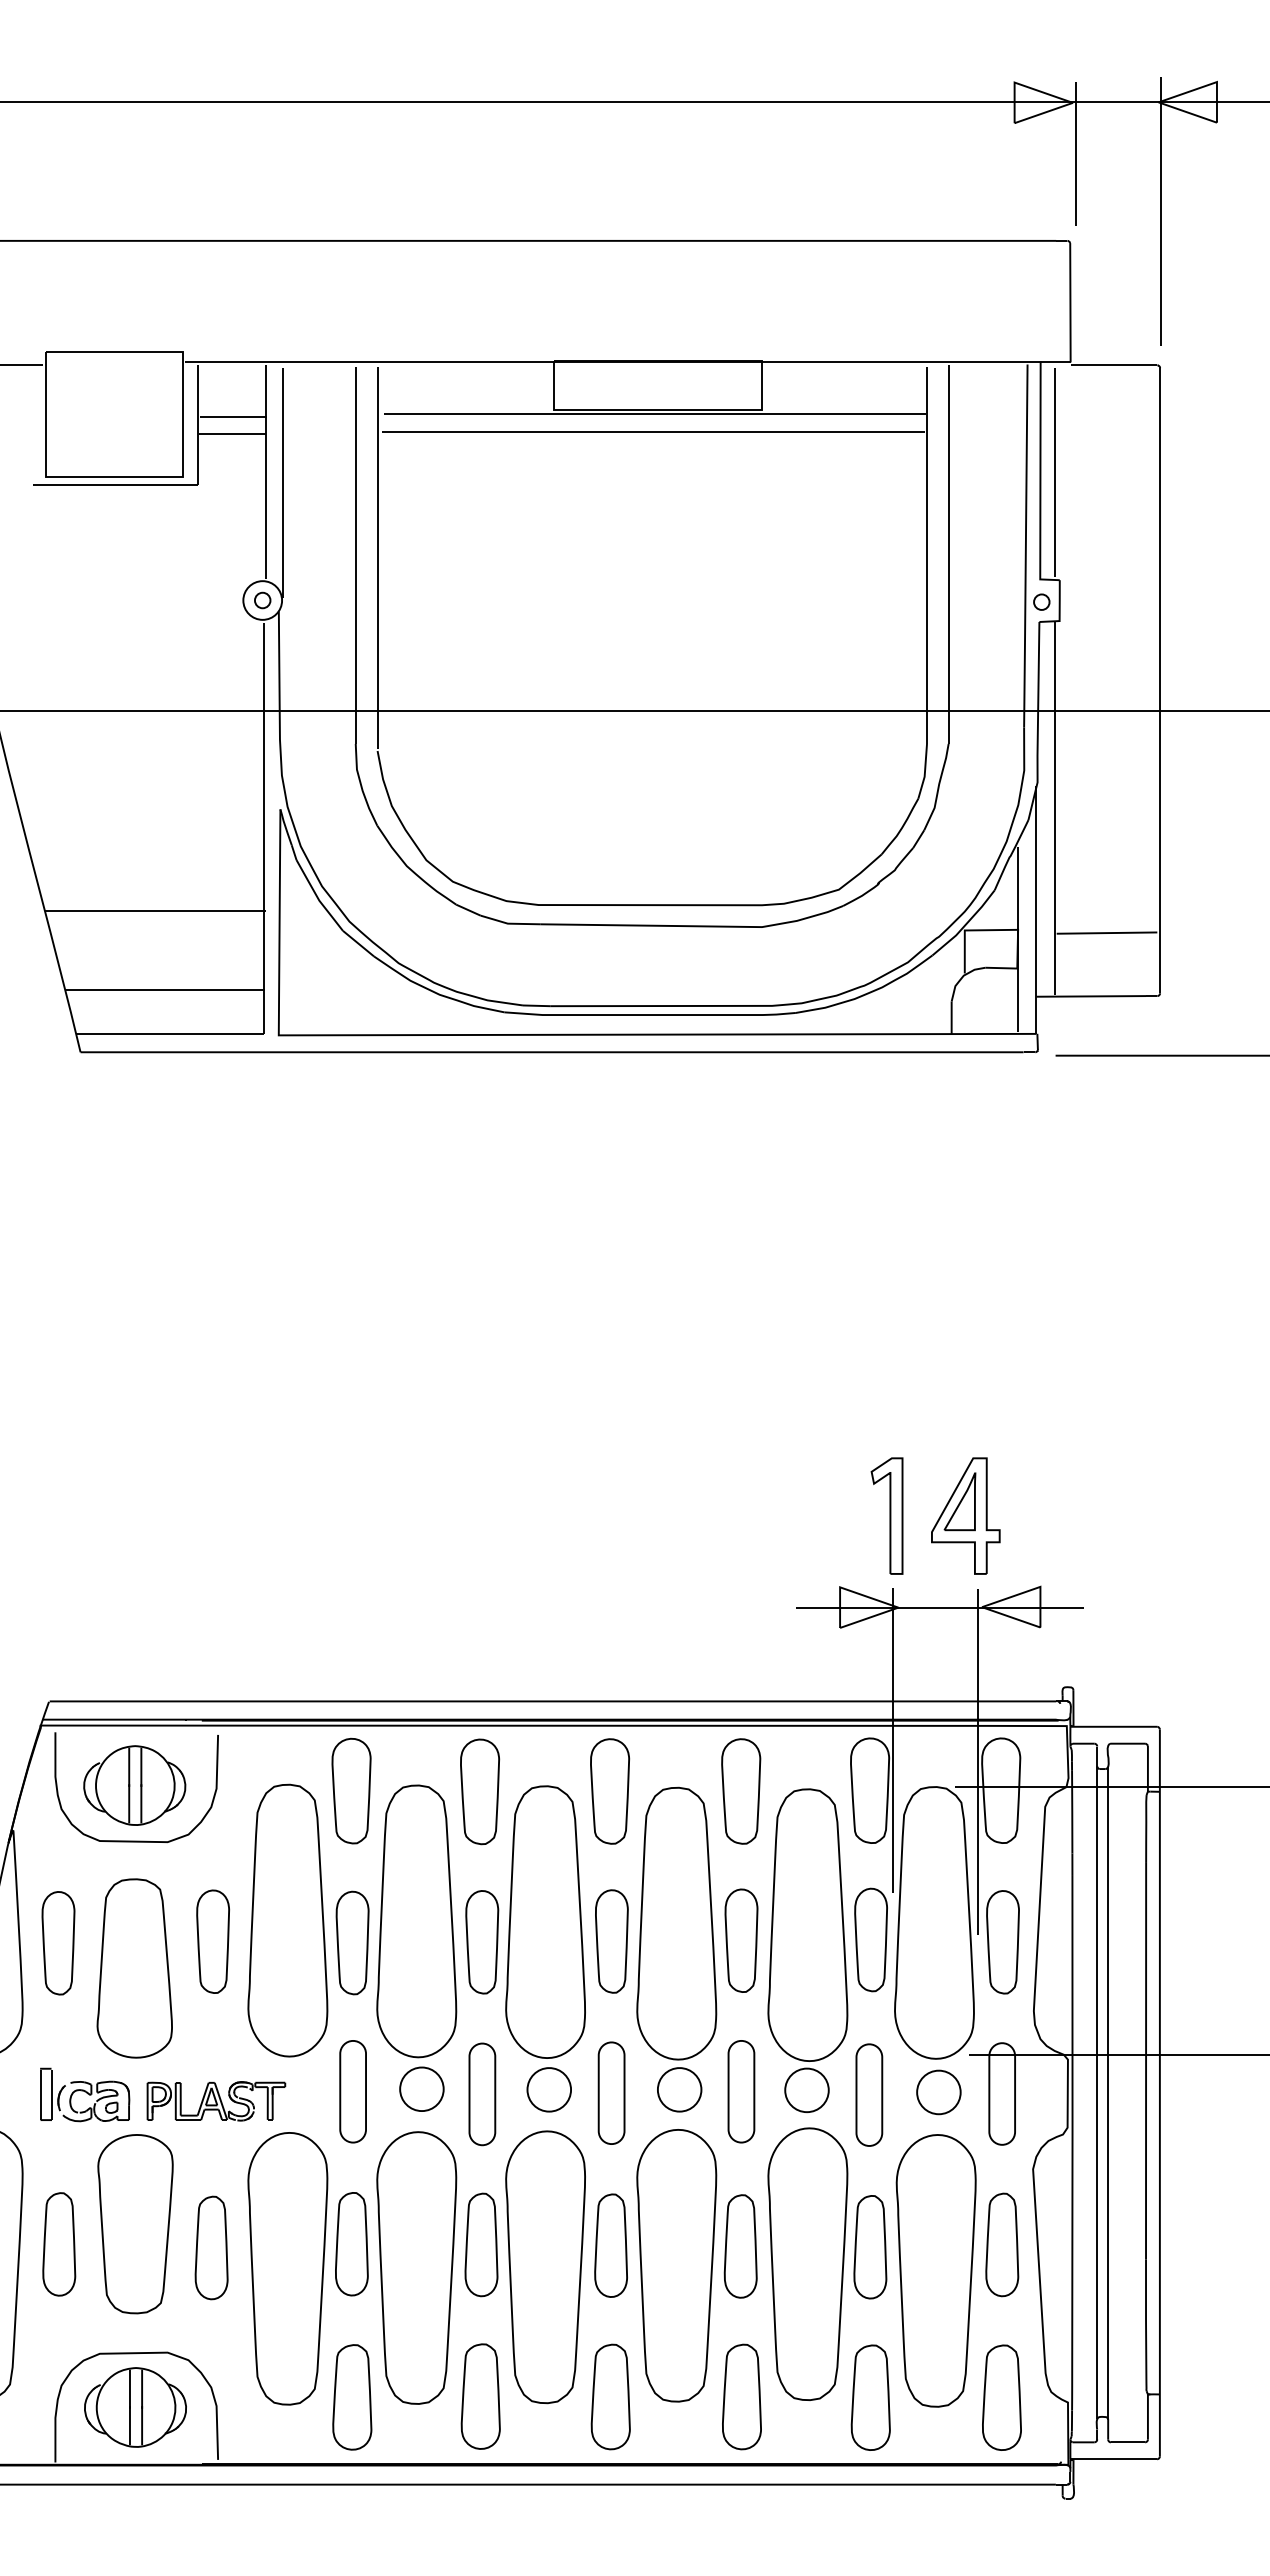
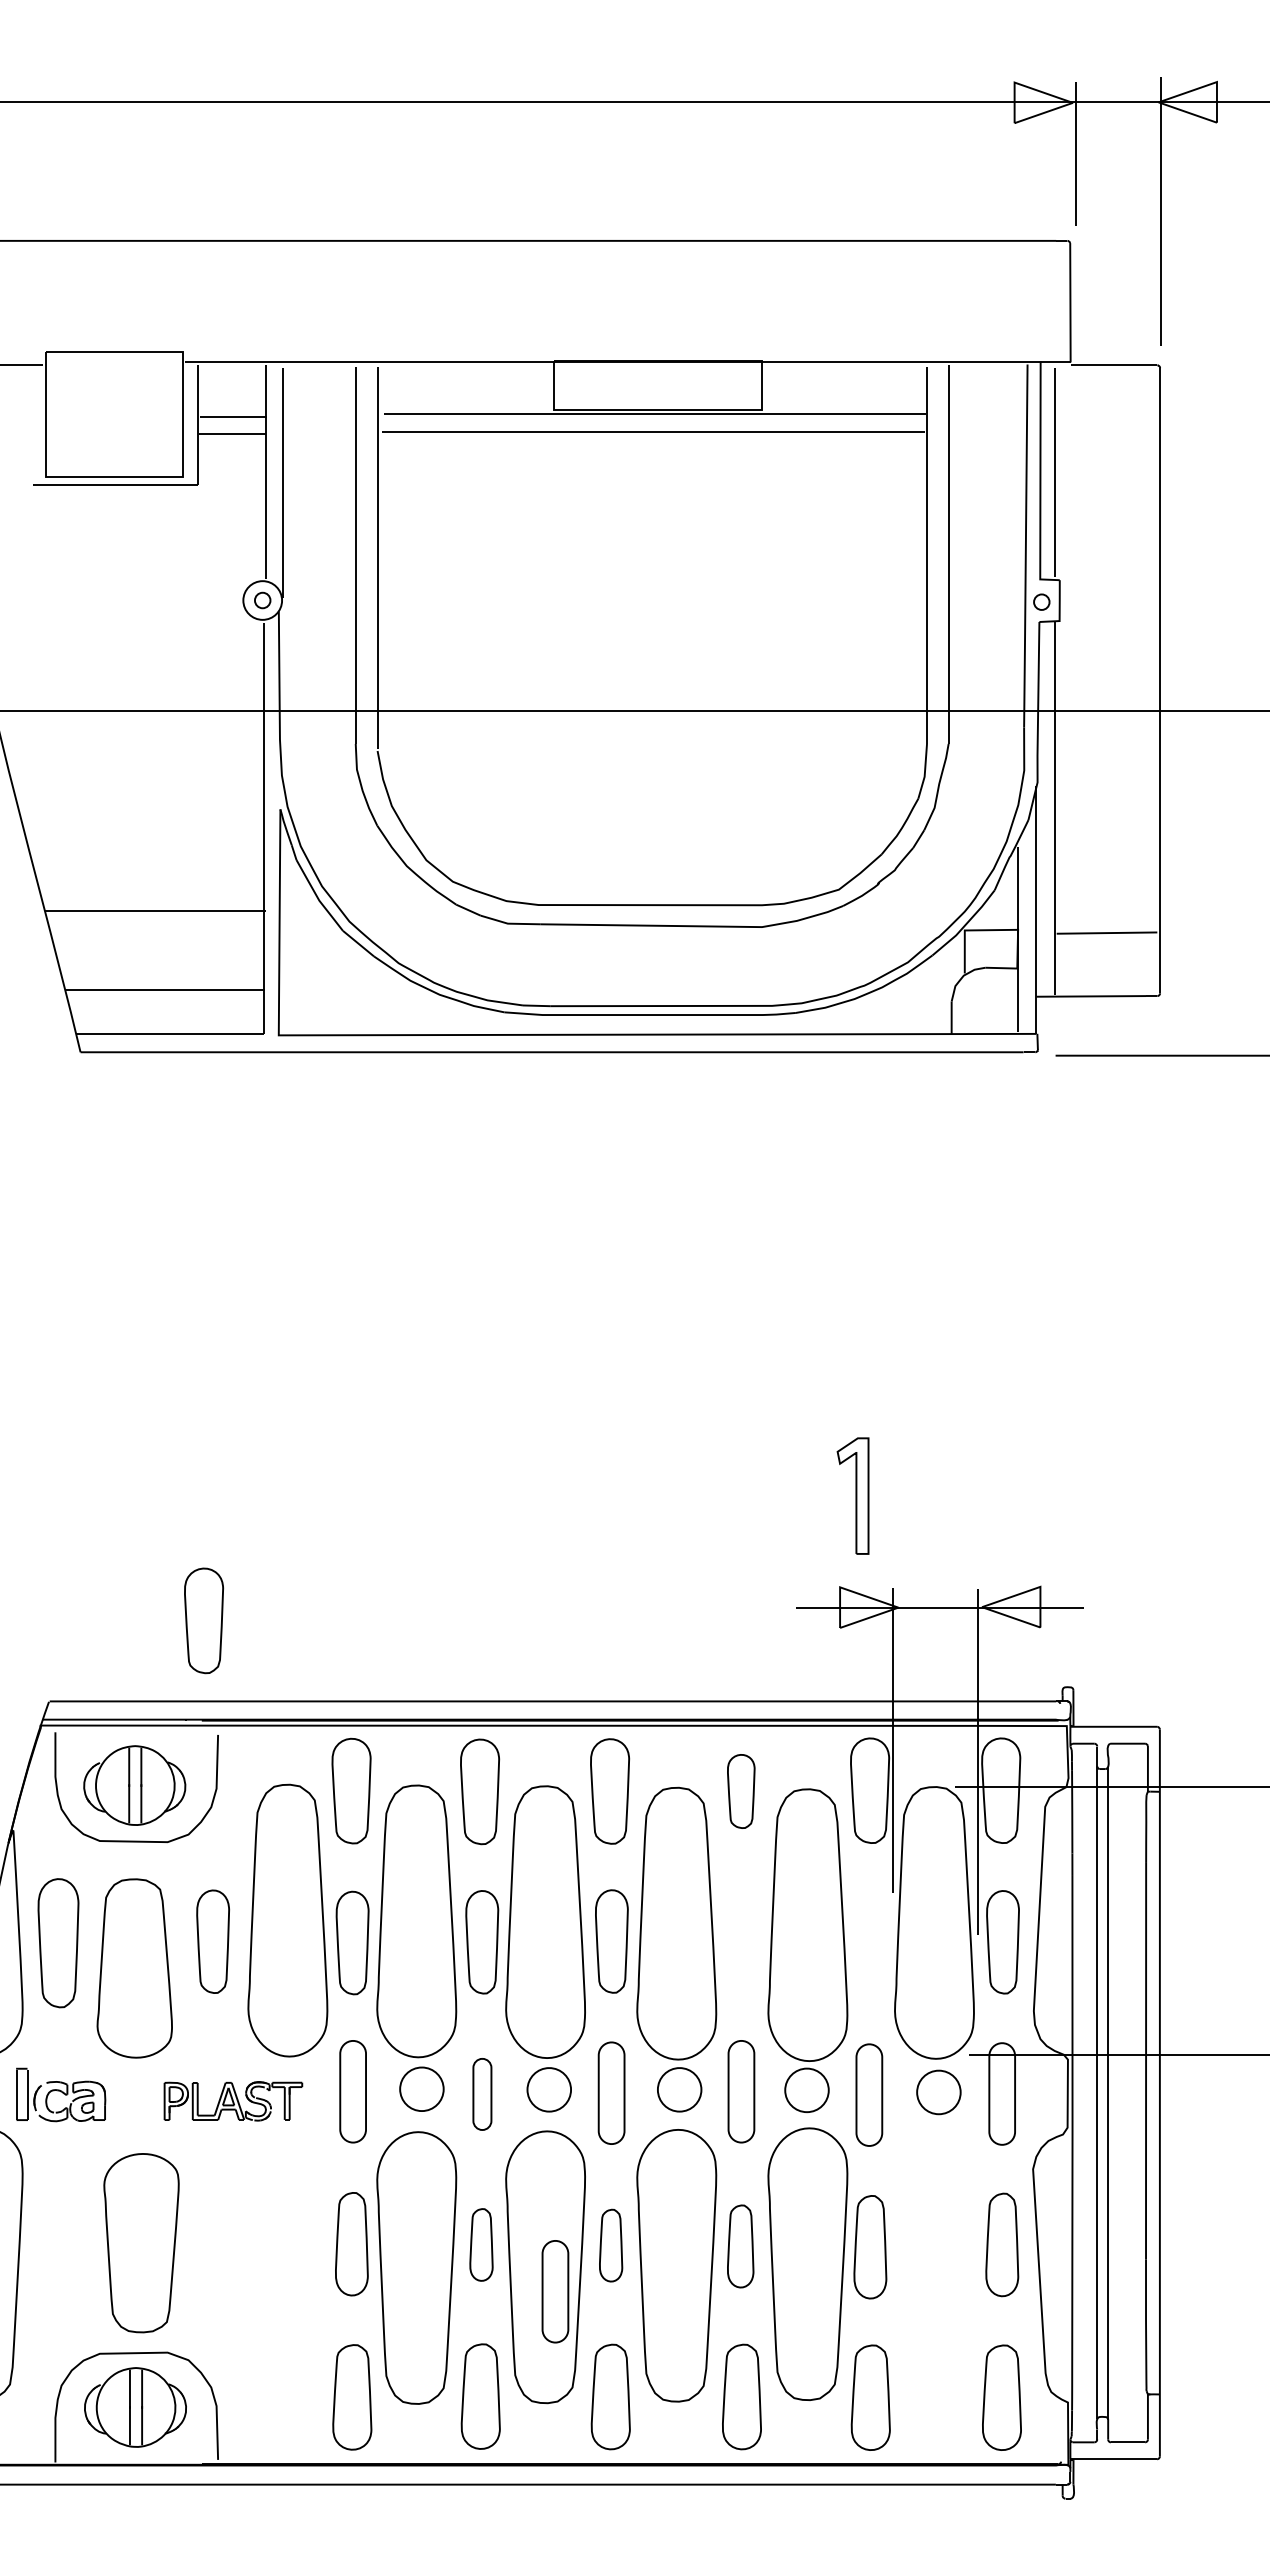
part position: (886, 1515) -> (852, 1495) (852, 1495)
part: present -> none (965, 1515)
part: none -> present (204, 1620)
part size: 41x107 px -> 29x75 px (741, 1791)
part: present -> none (870, 1939)
part: present -> none (741, 1940)
part size: 35x105 px -> 43x131 px (58, 1943)
part position: (85, 2094) -> (61, 2094) (61, 2094)
part size: 29x105 px -> 21x73 px (482, 2094)
part position: (216, 2101) -> (233, 2101) (233, 2101)
part position: (135, 2224) -> (141, 2243) (141, 2243)
part: present -> none (59, 2244)
part size: 35x106 px -> 25x74 px (481, 2244)
part size: 34x105 px -> 25x75 px (611, 2245)
part size: 35x105 px -> 28x85 px (740, 2246)
part: present -> none (211, 2247)
part: present -> none (287, 2268)
part: present -> none (935, 2270)
part: none -> present (555, 2291)
